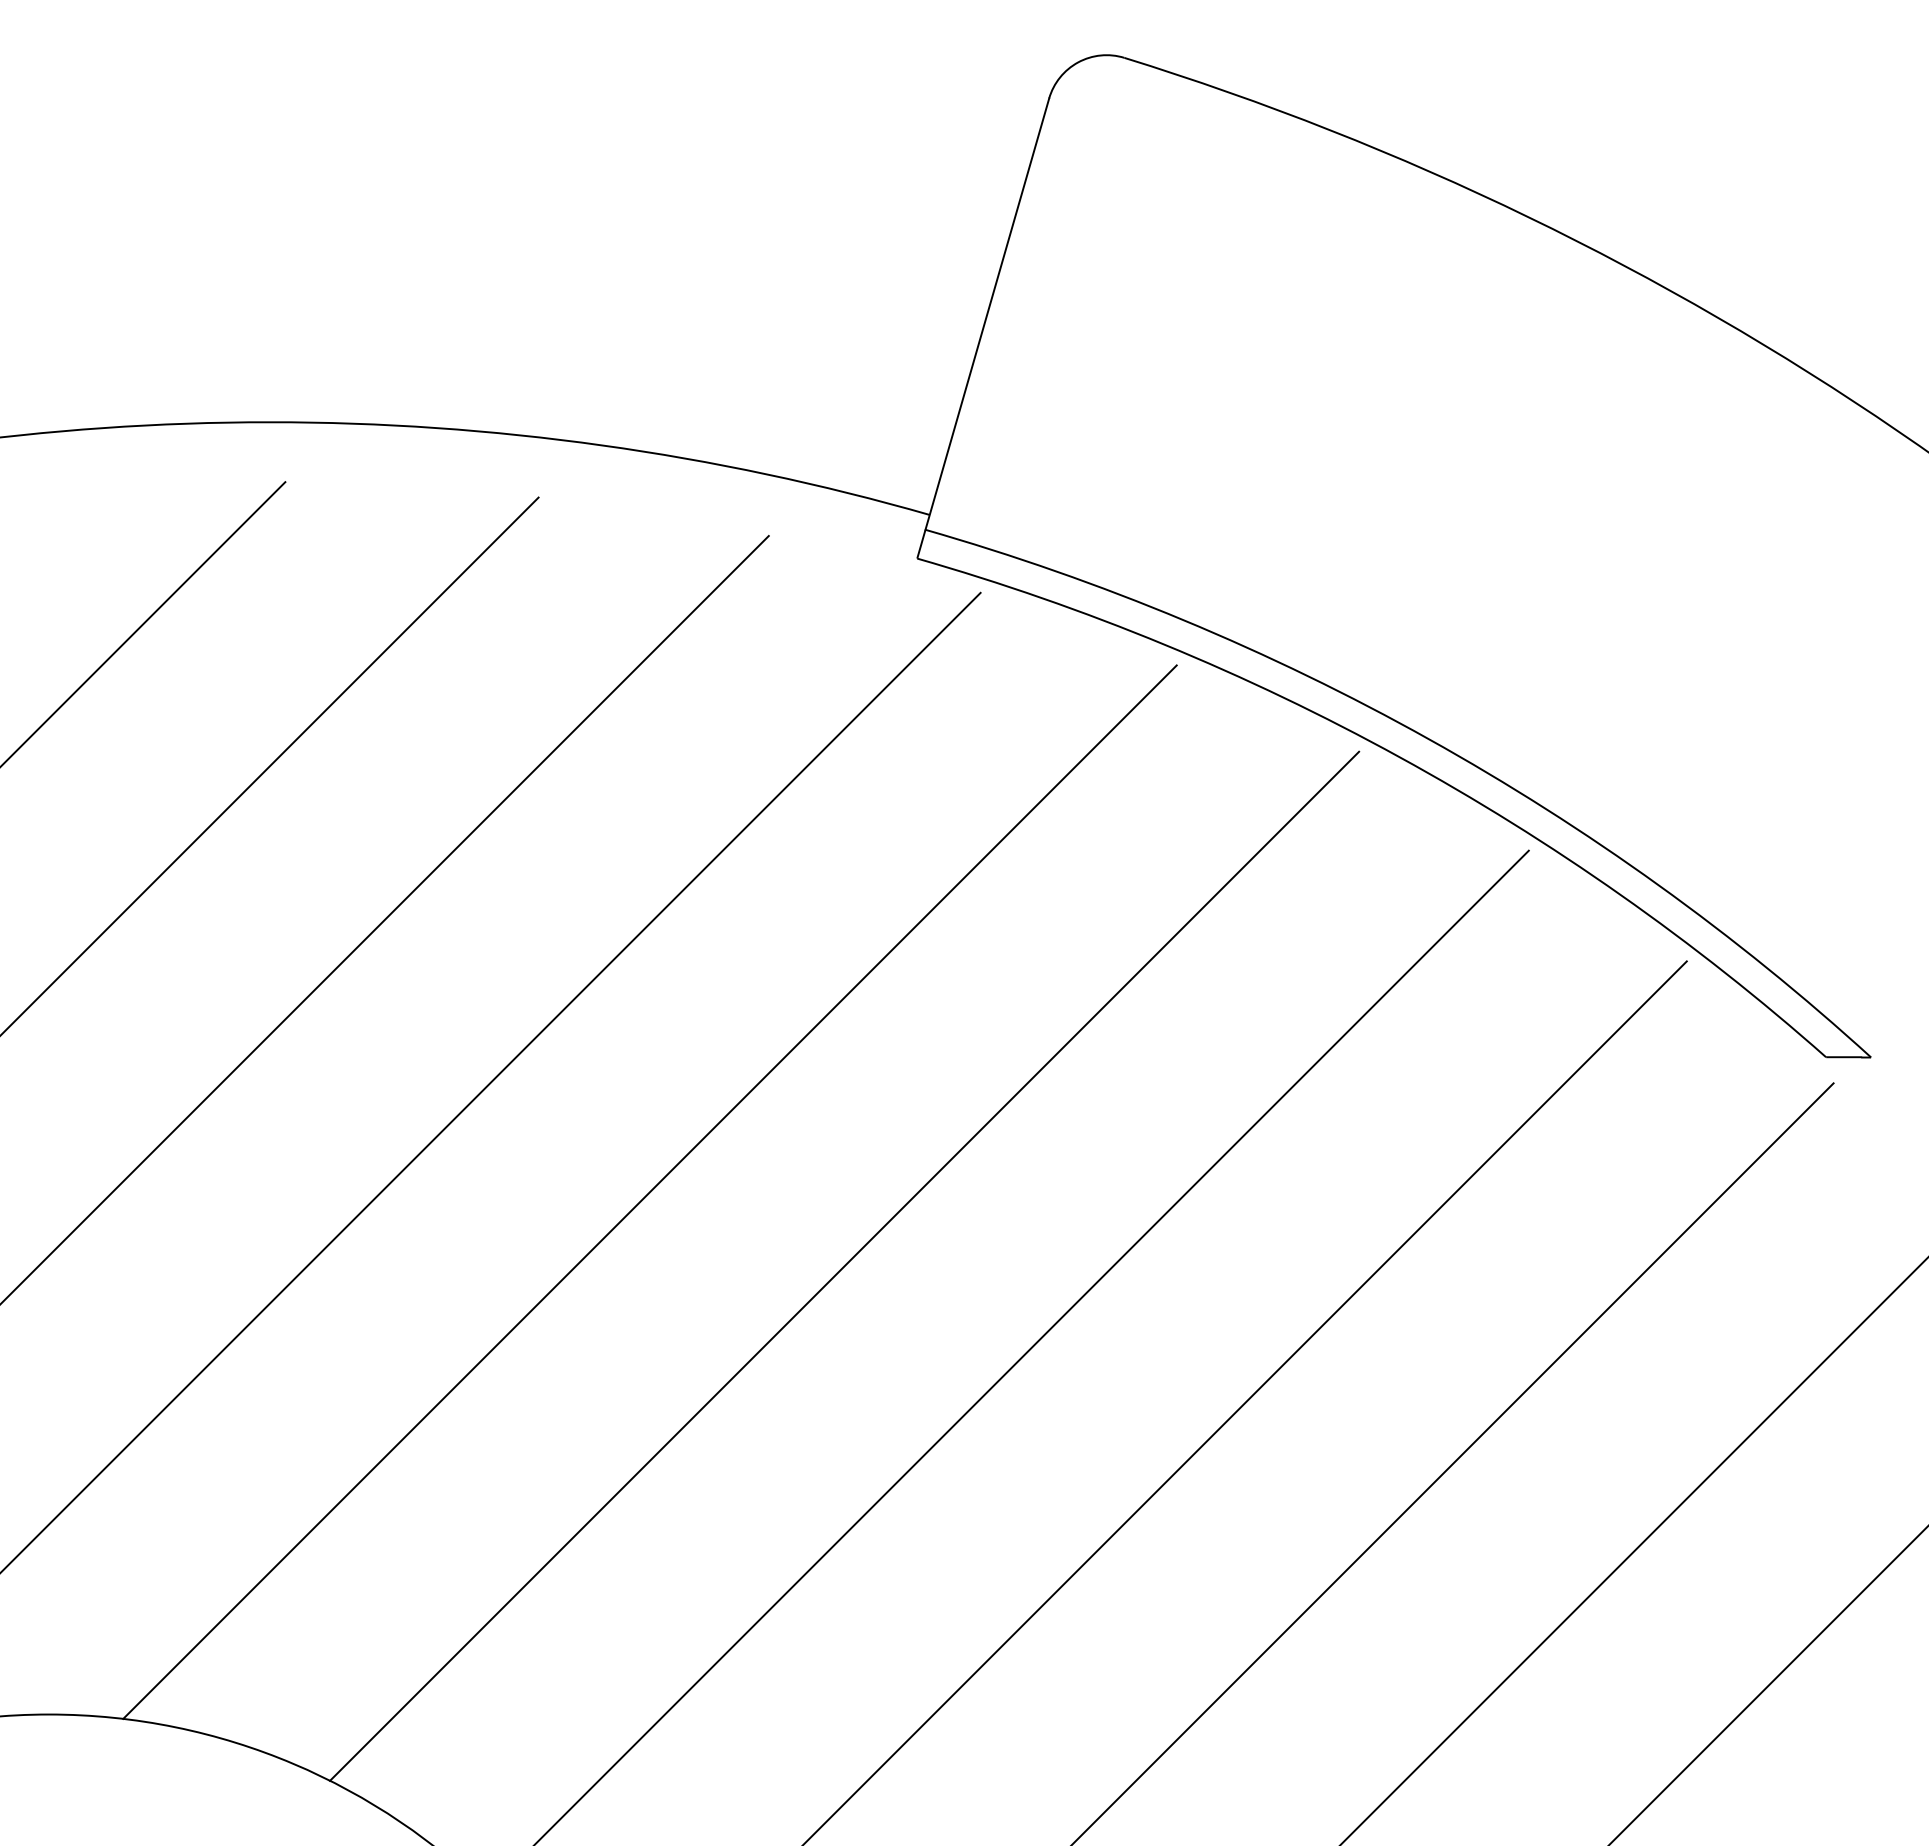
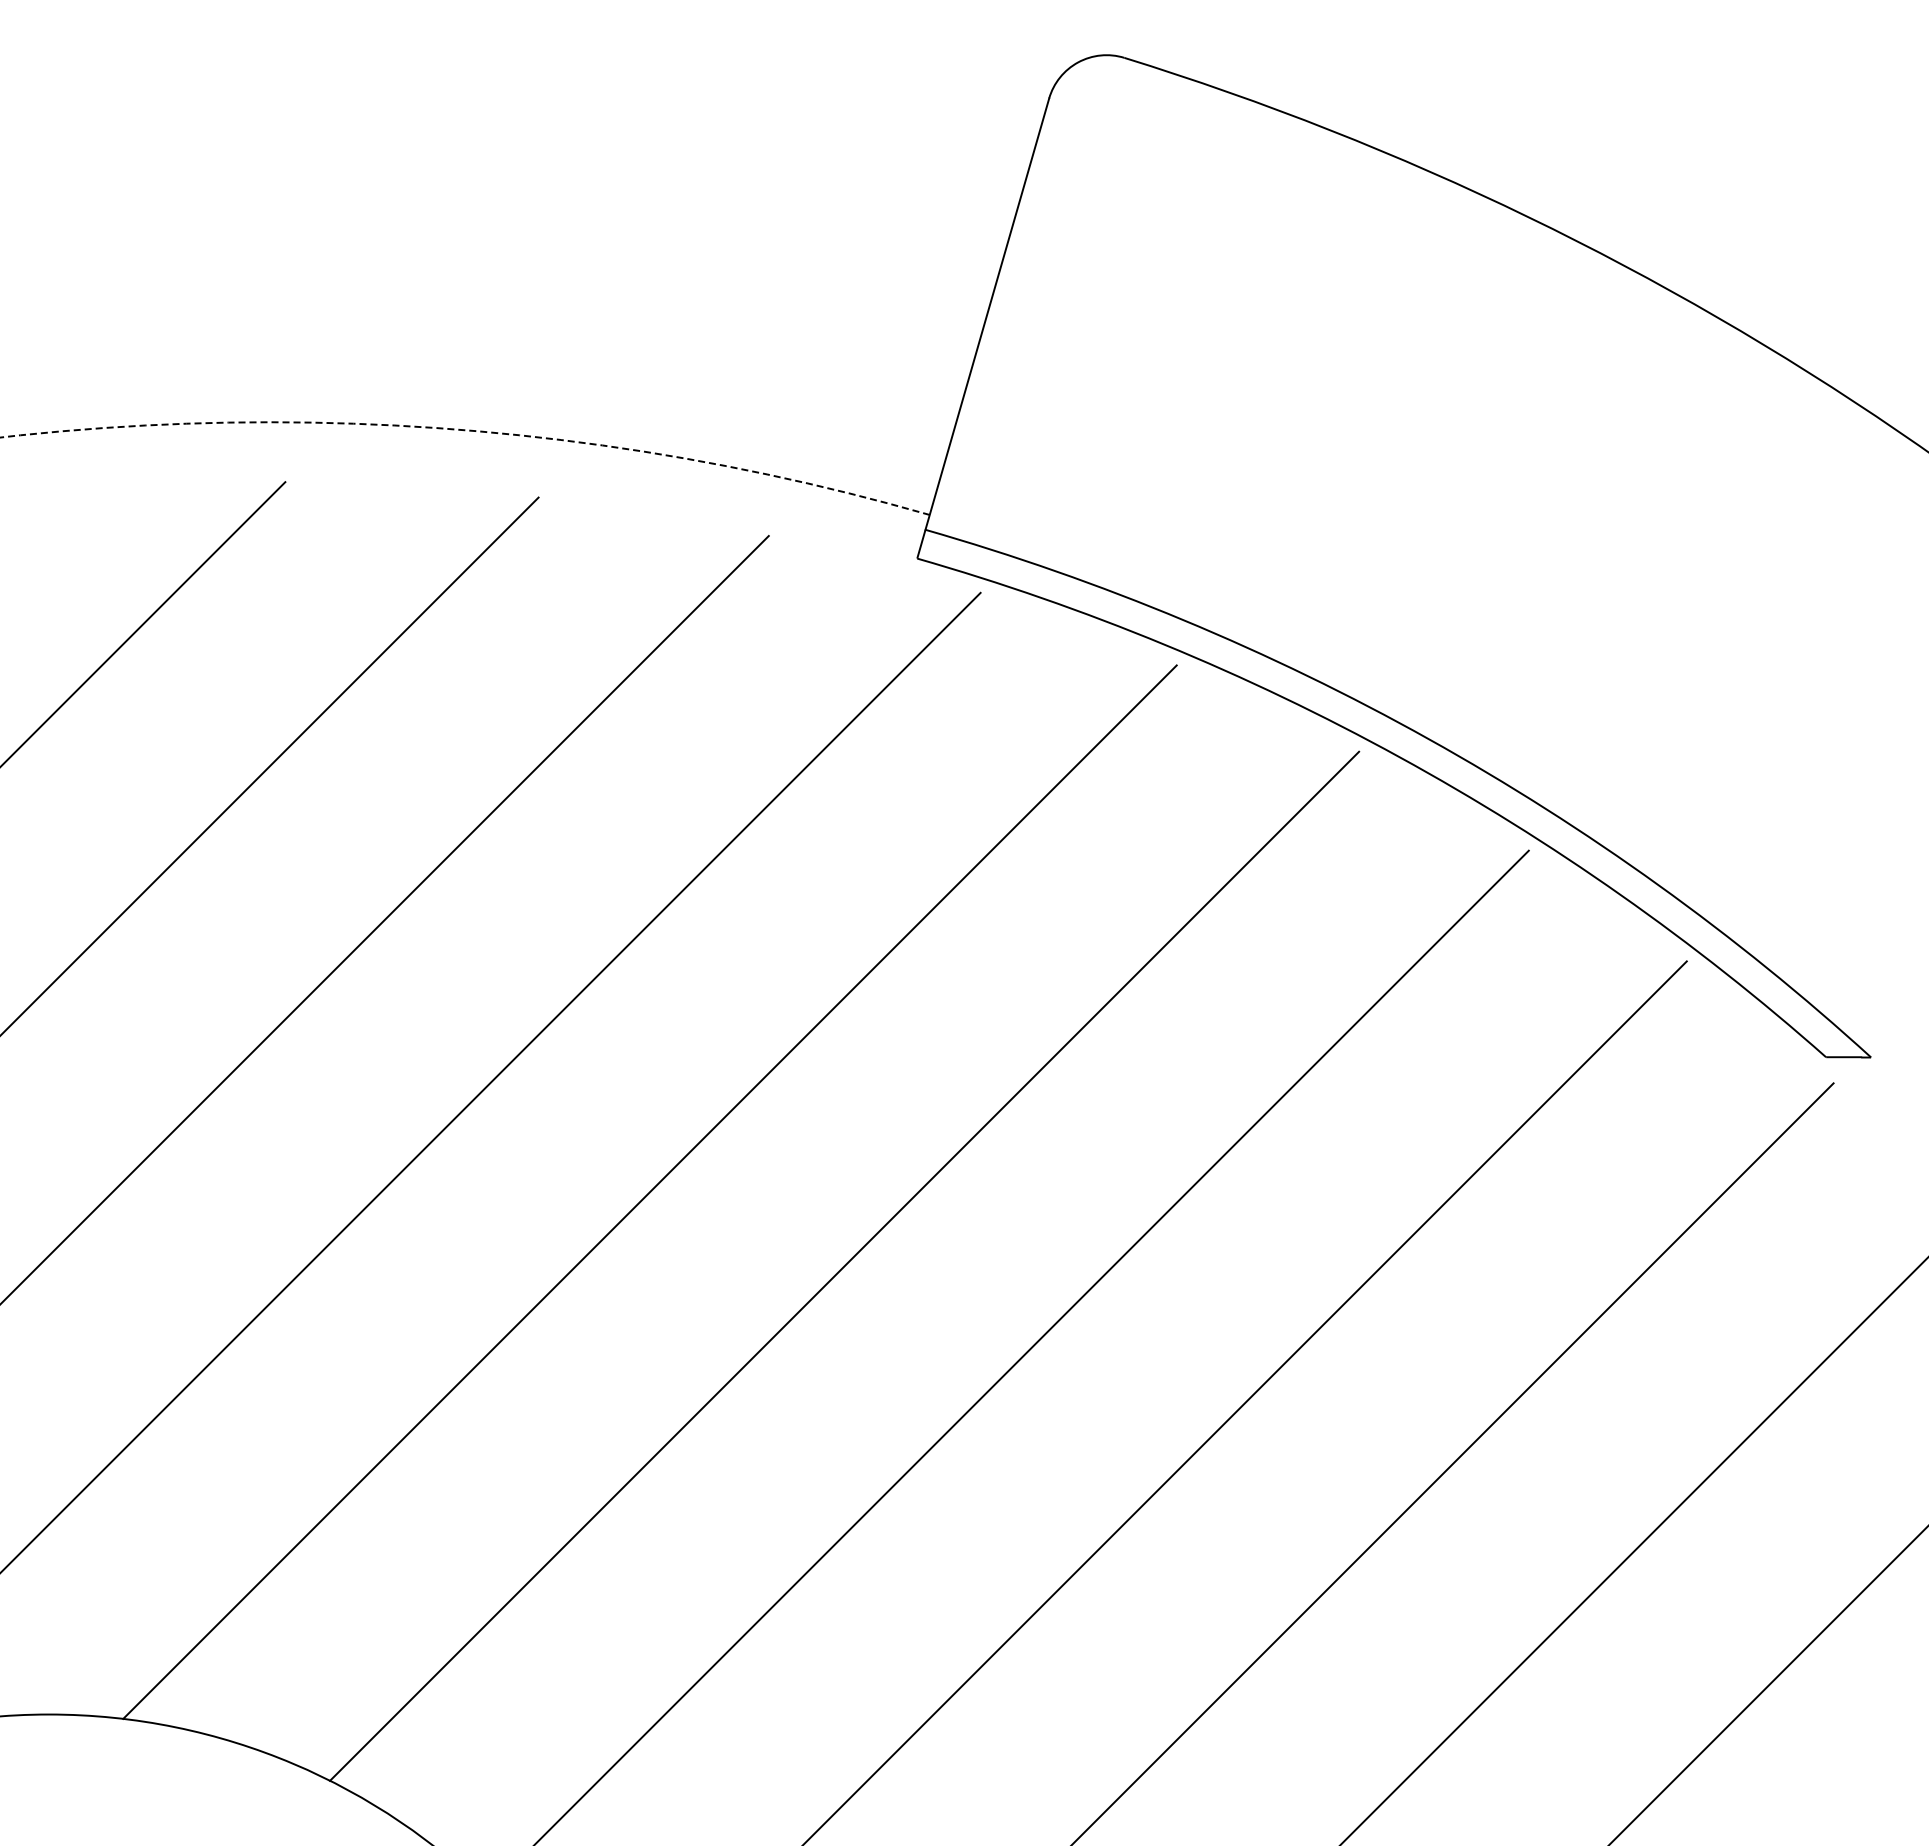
arc: solid -> dashed (468, 430)
